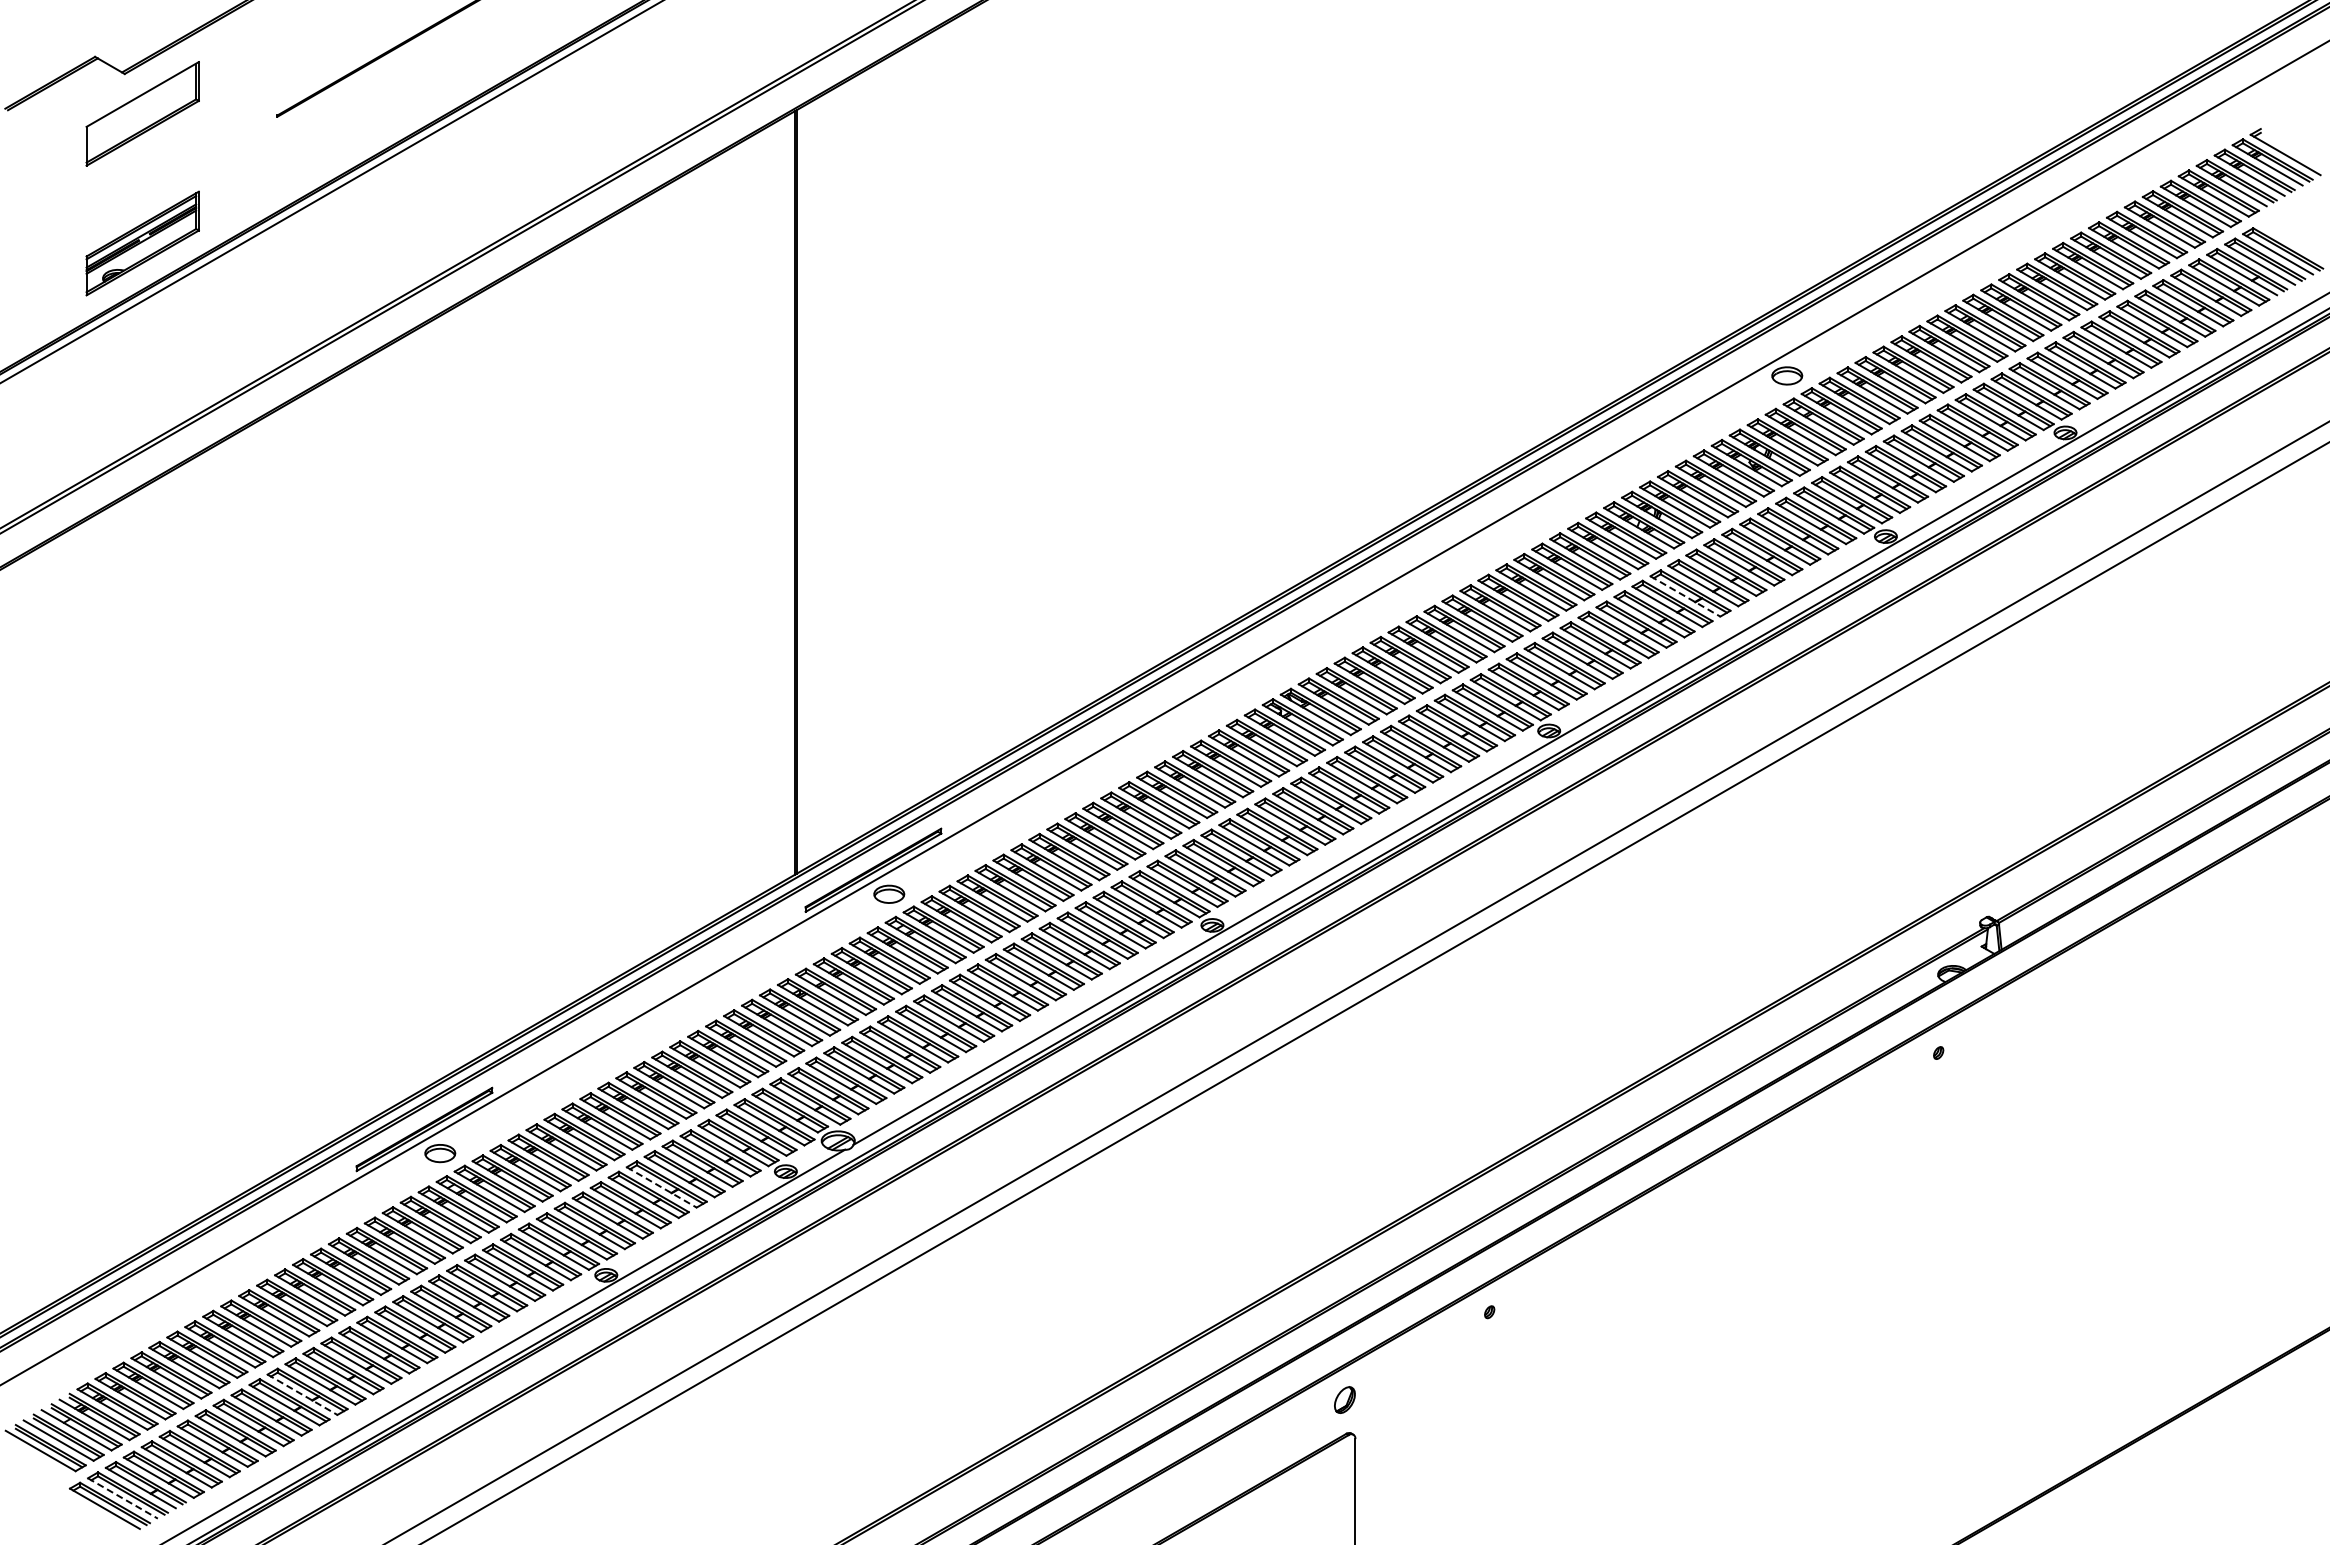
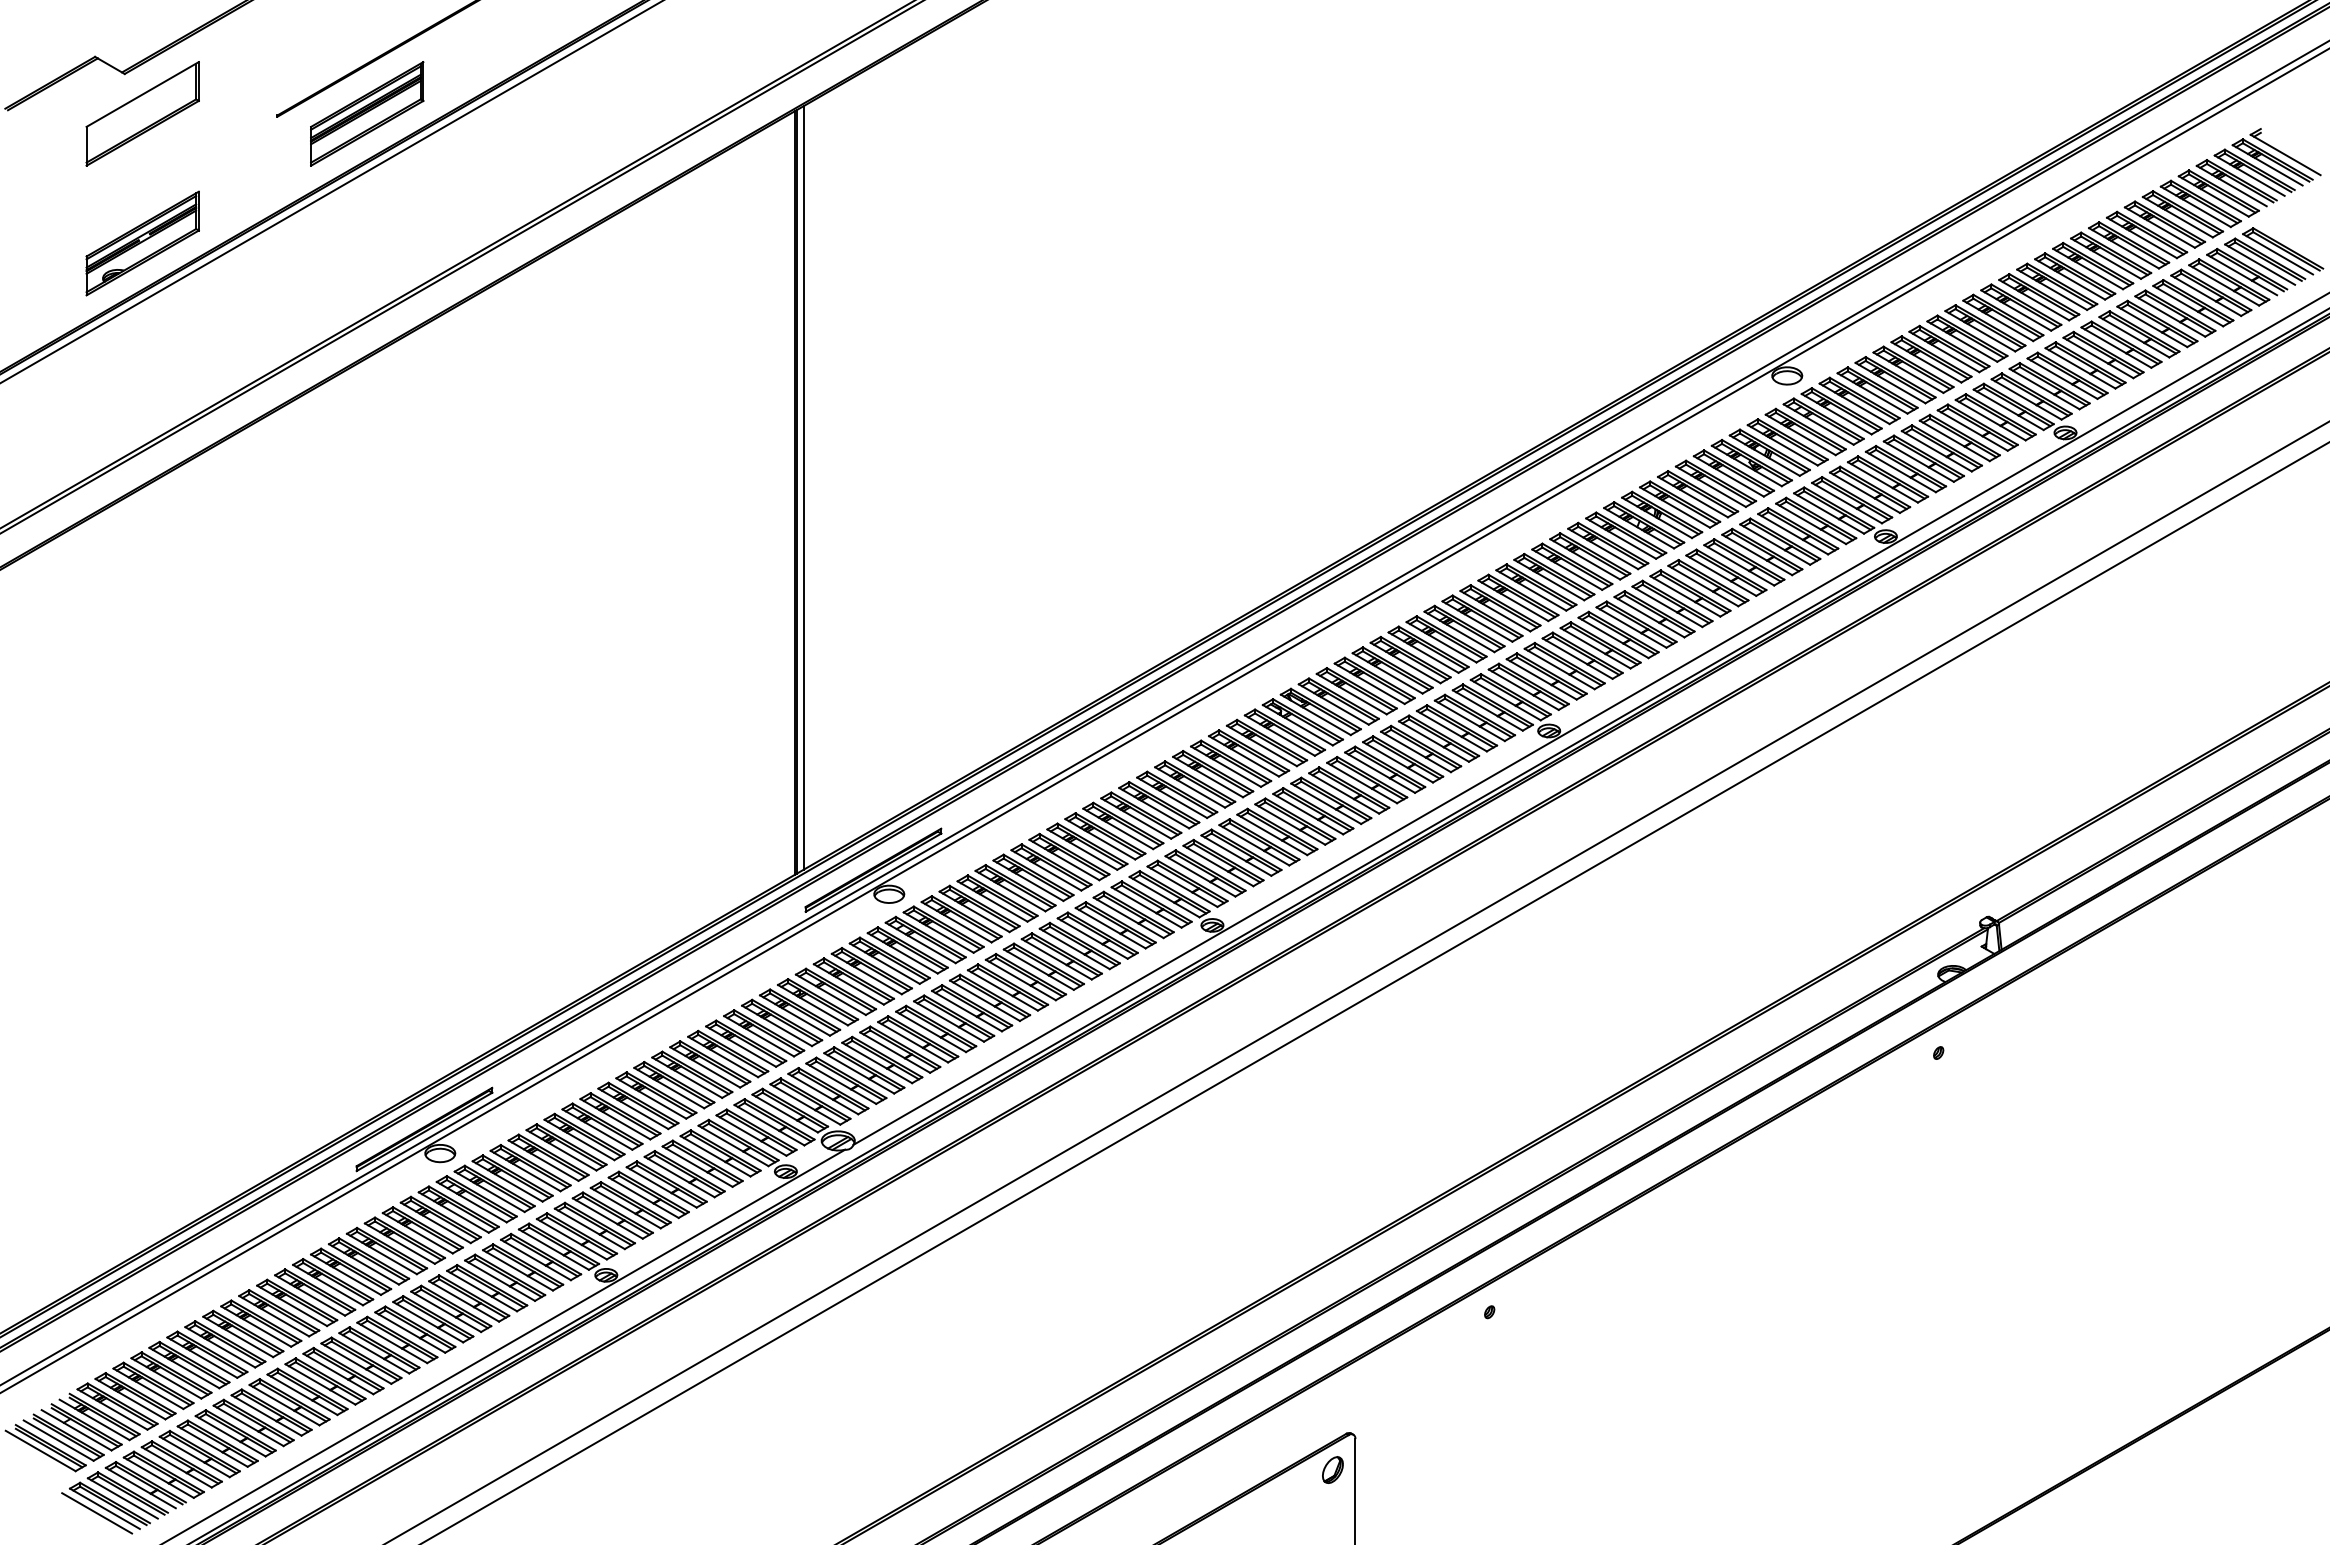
part: none -> present (367, 113)
line: none -> present (803, 487)
line: dashed -> solid (1685, 596)
line: none -> present (1164, 720)
line: dashed -> solid (662, 1187)
line: dashed -> solid (302, 1395)
part position: (1344, 1399) -> (1332, 1469) (1332, 1469)
line: dashed -> solid (123, 1498)
line: none -> present (97, 1513)
